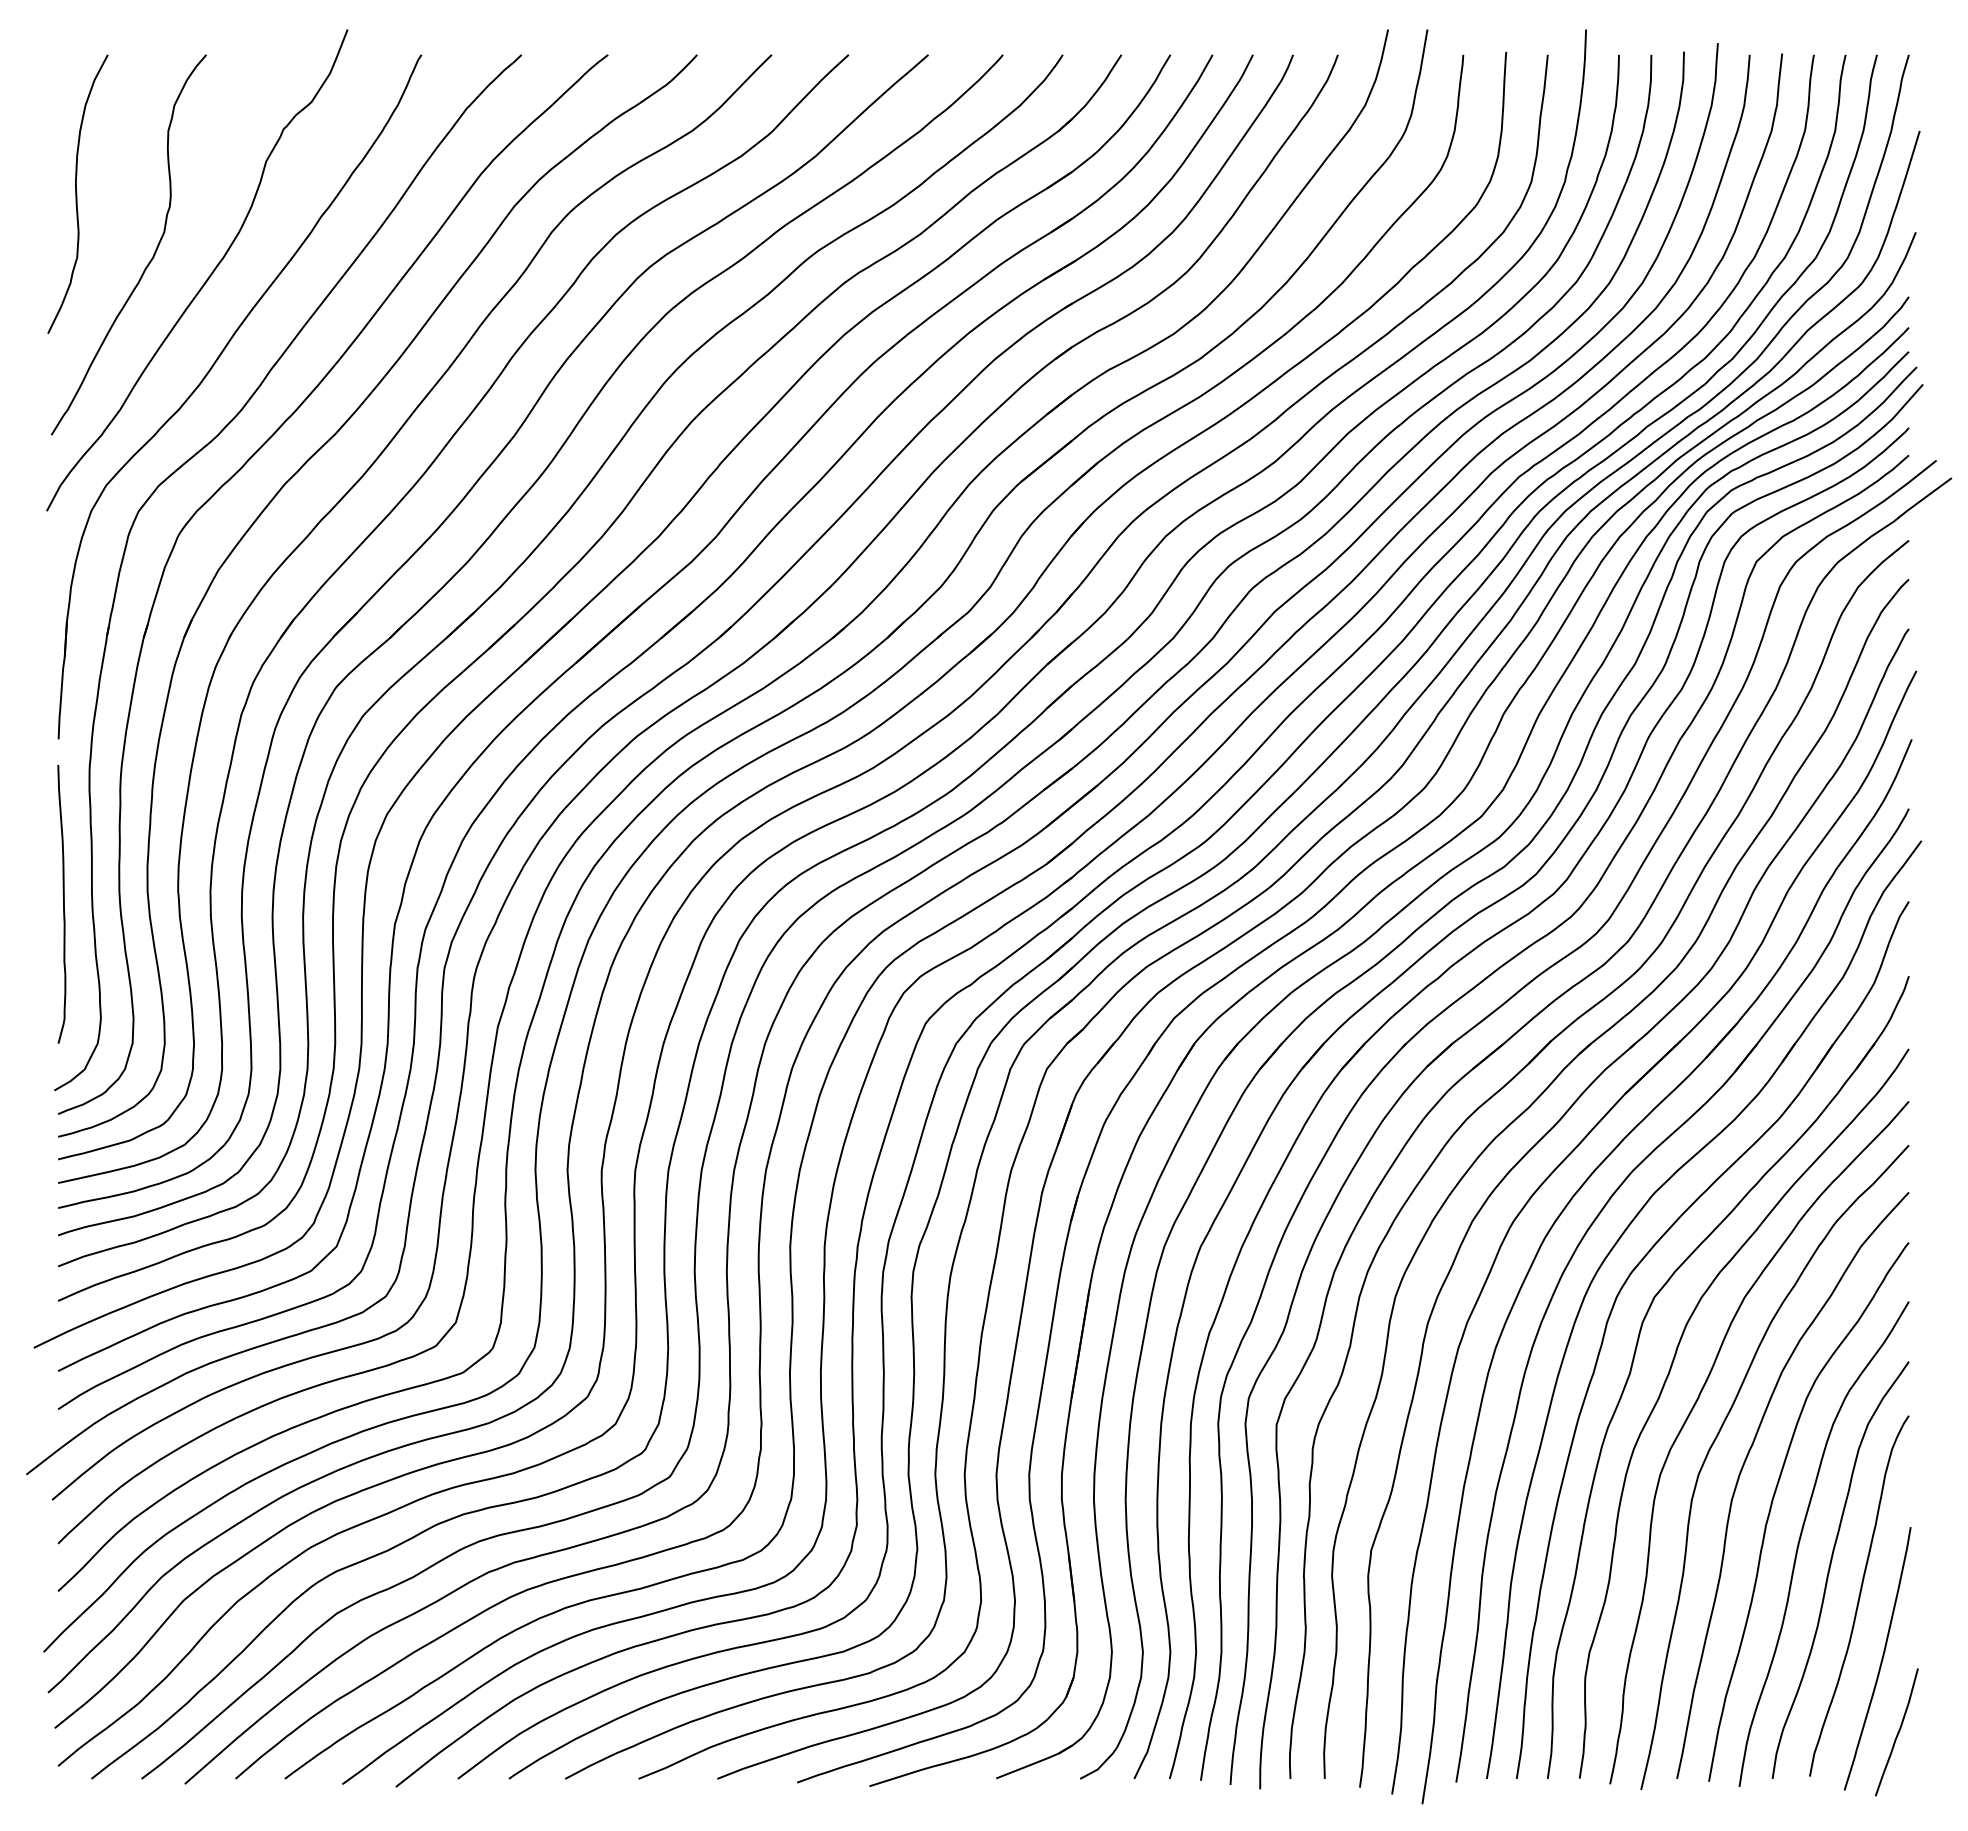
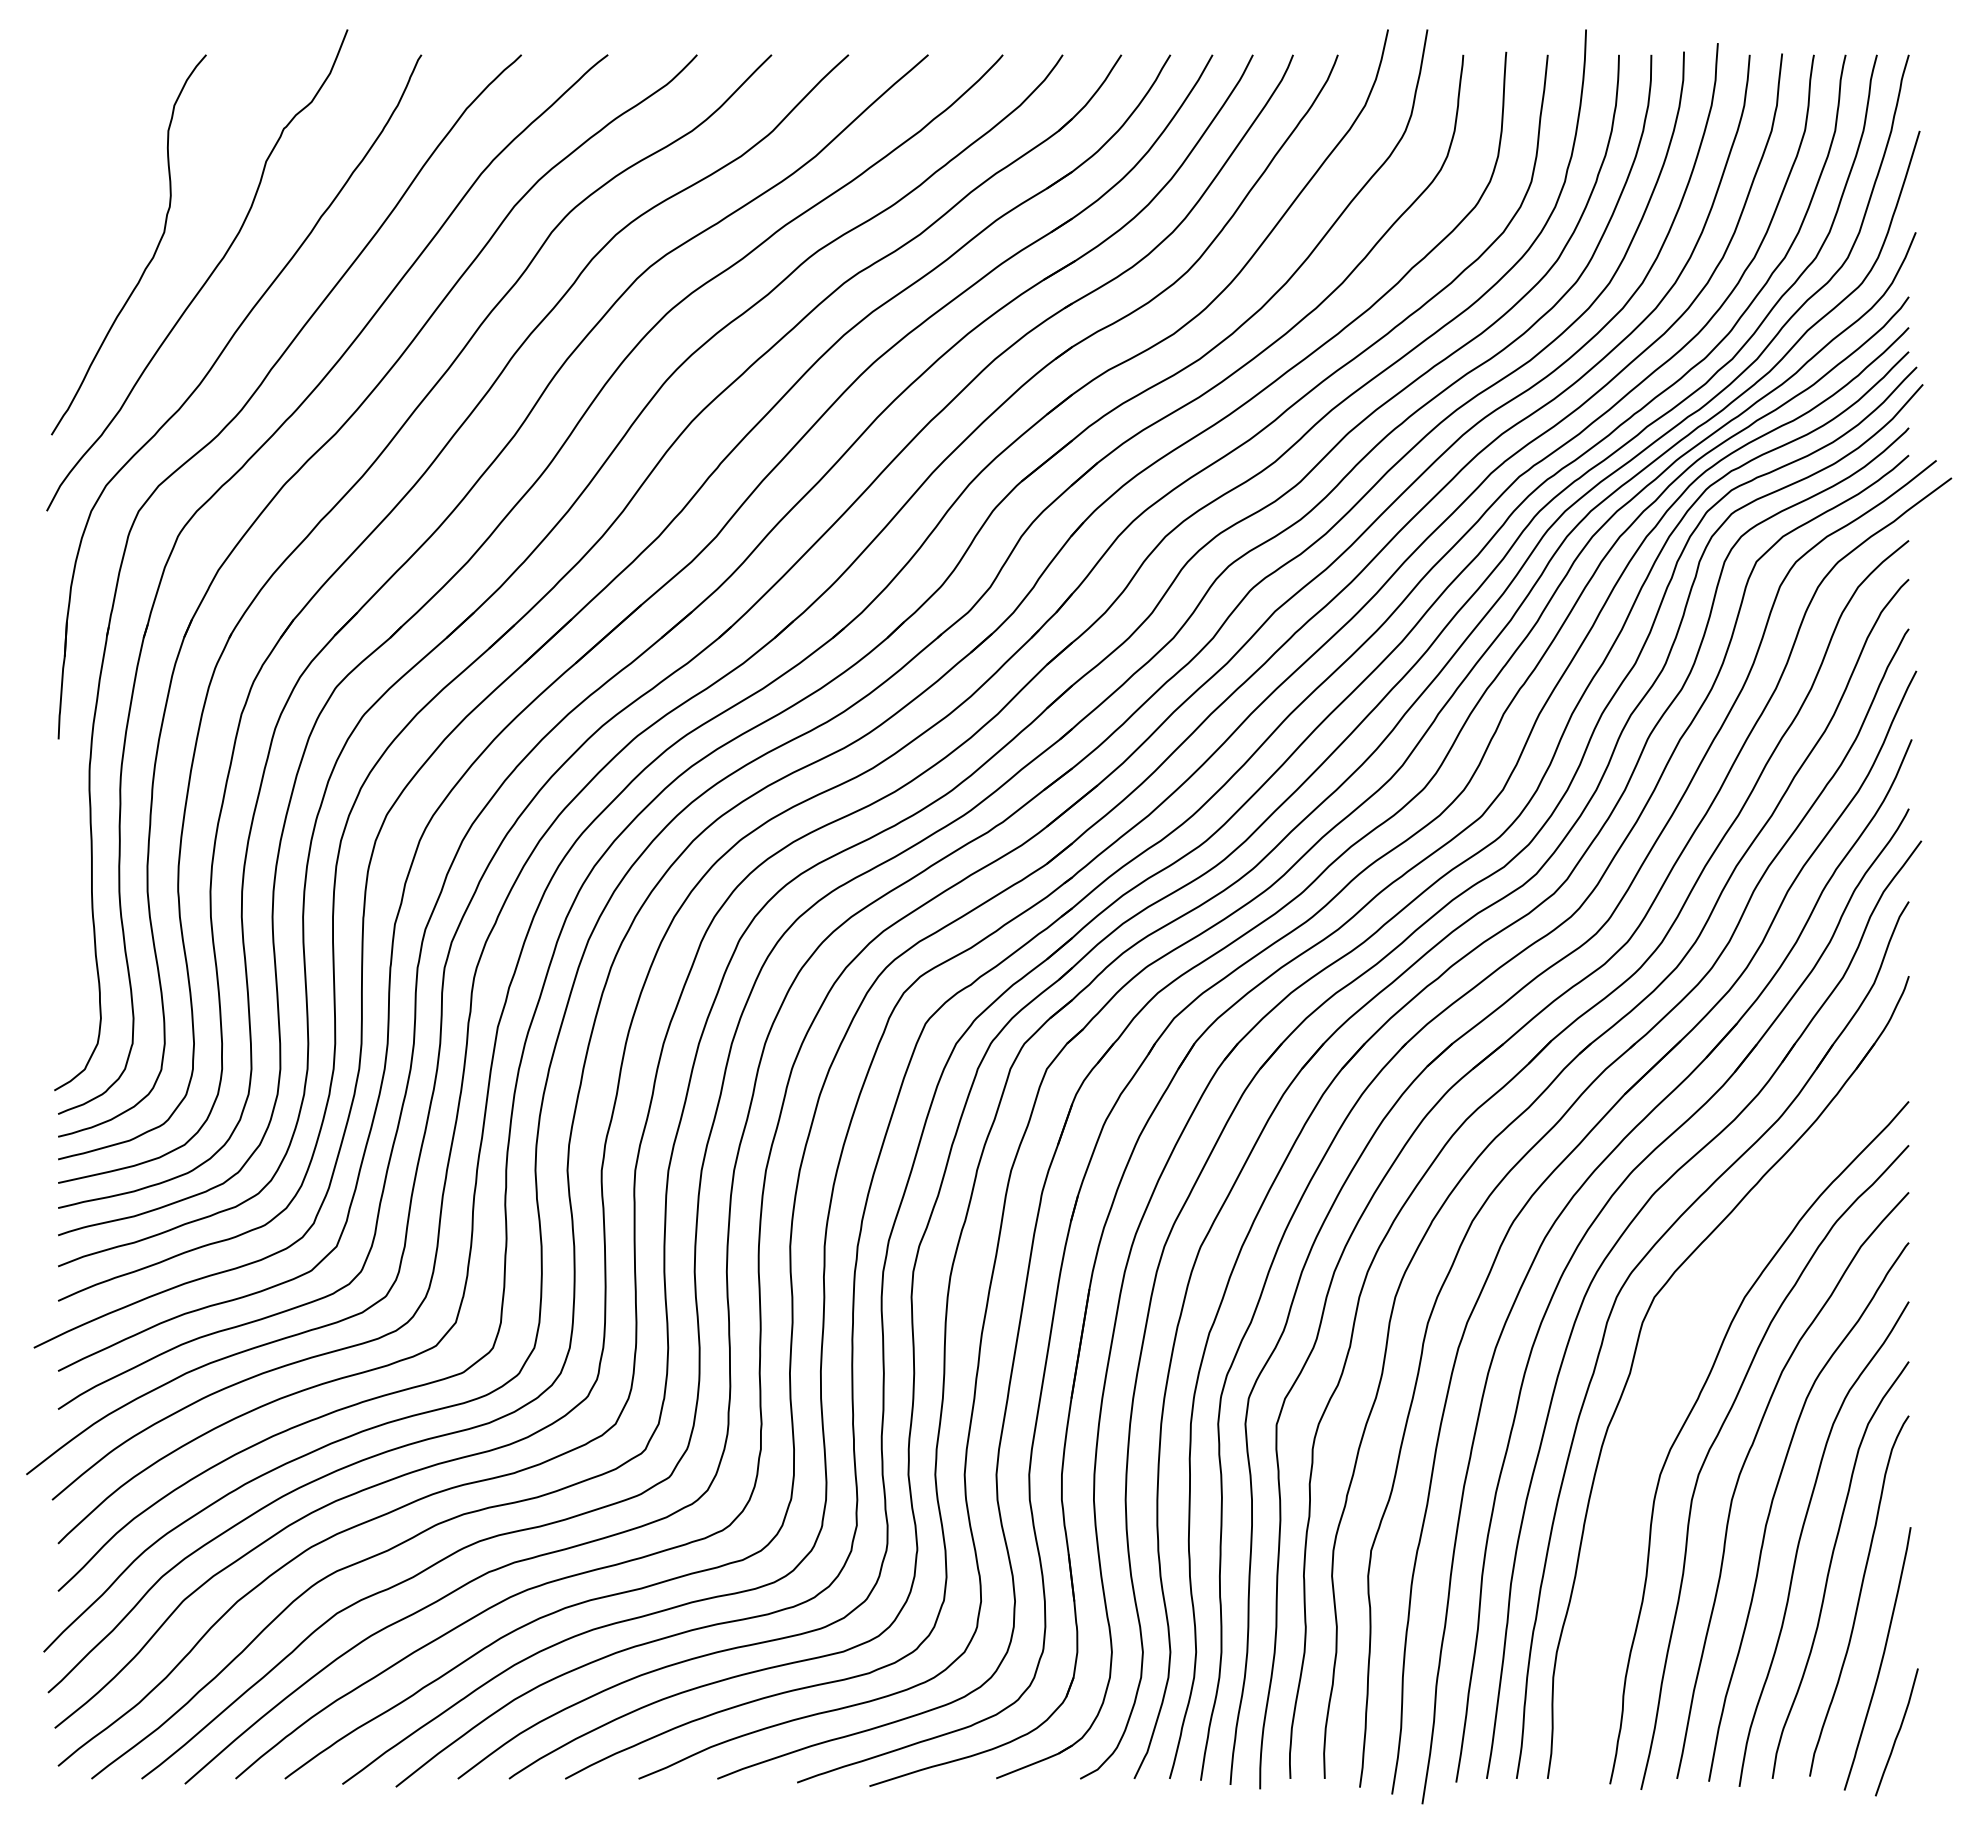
curve: present -> none (77, 193)
curve: present -> none (63, 904)
curve: present -> none (1668, 1377)
